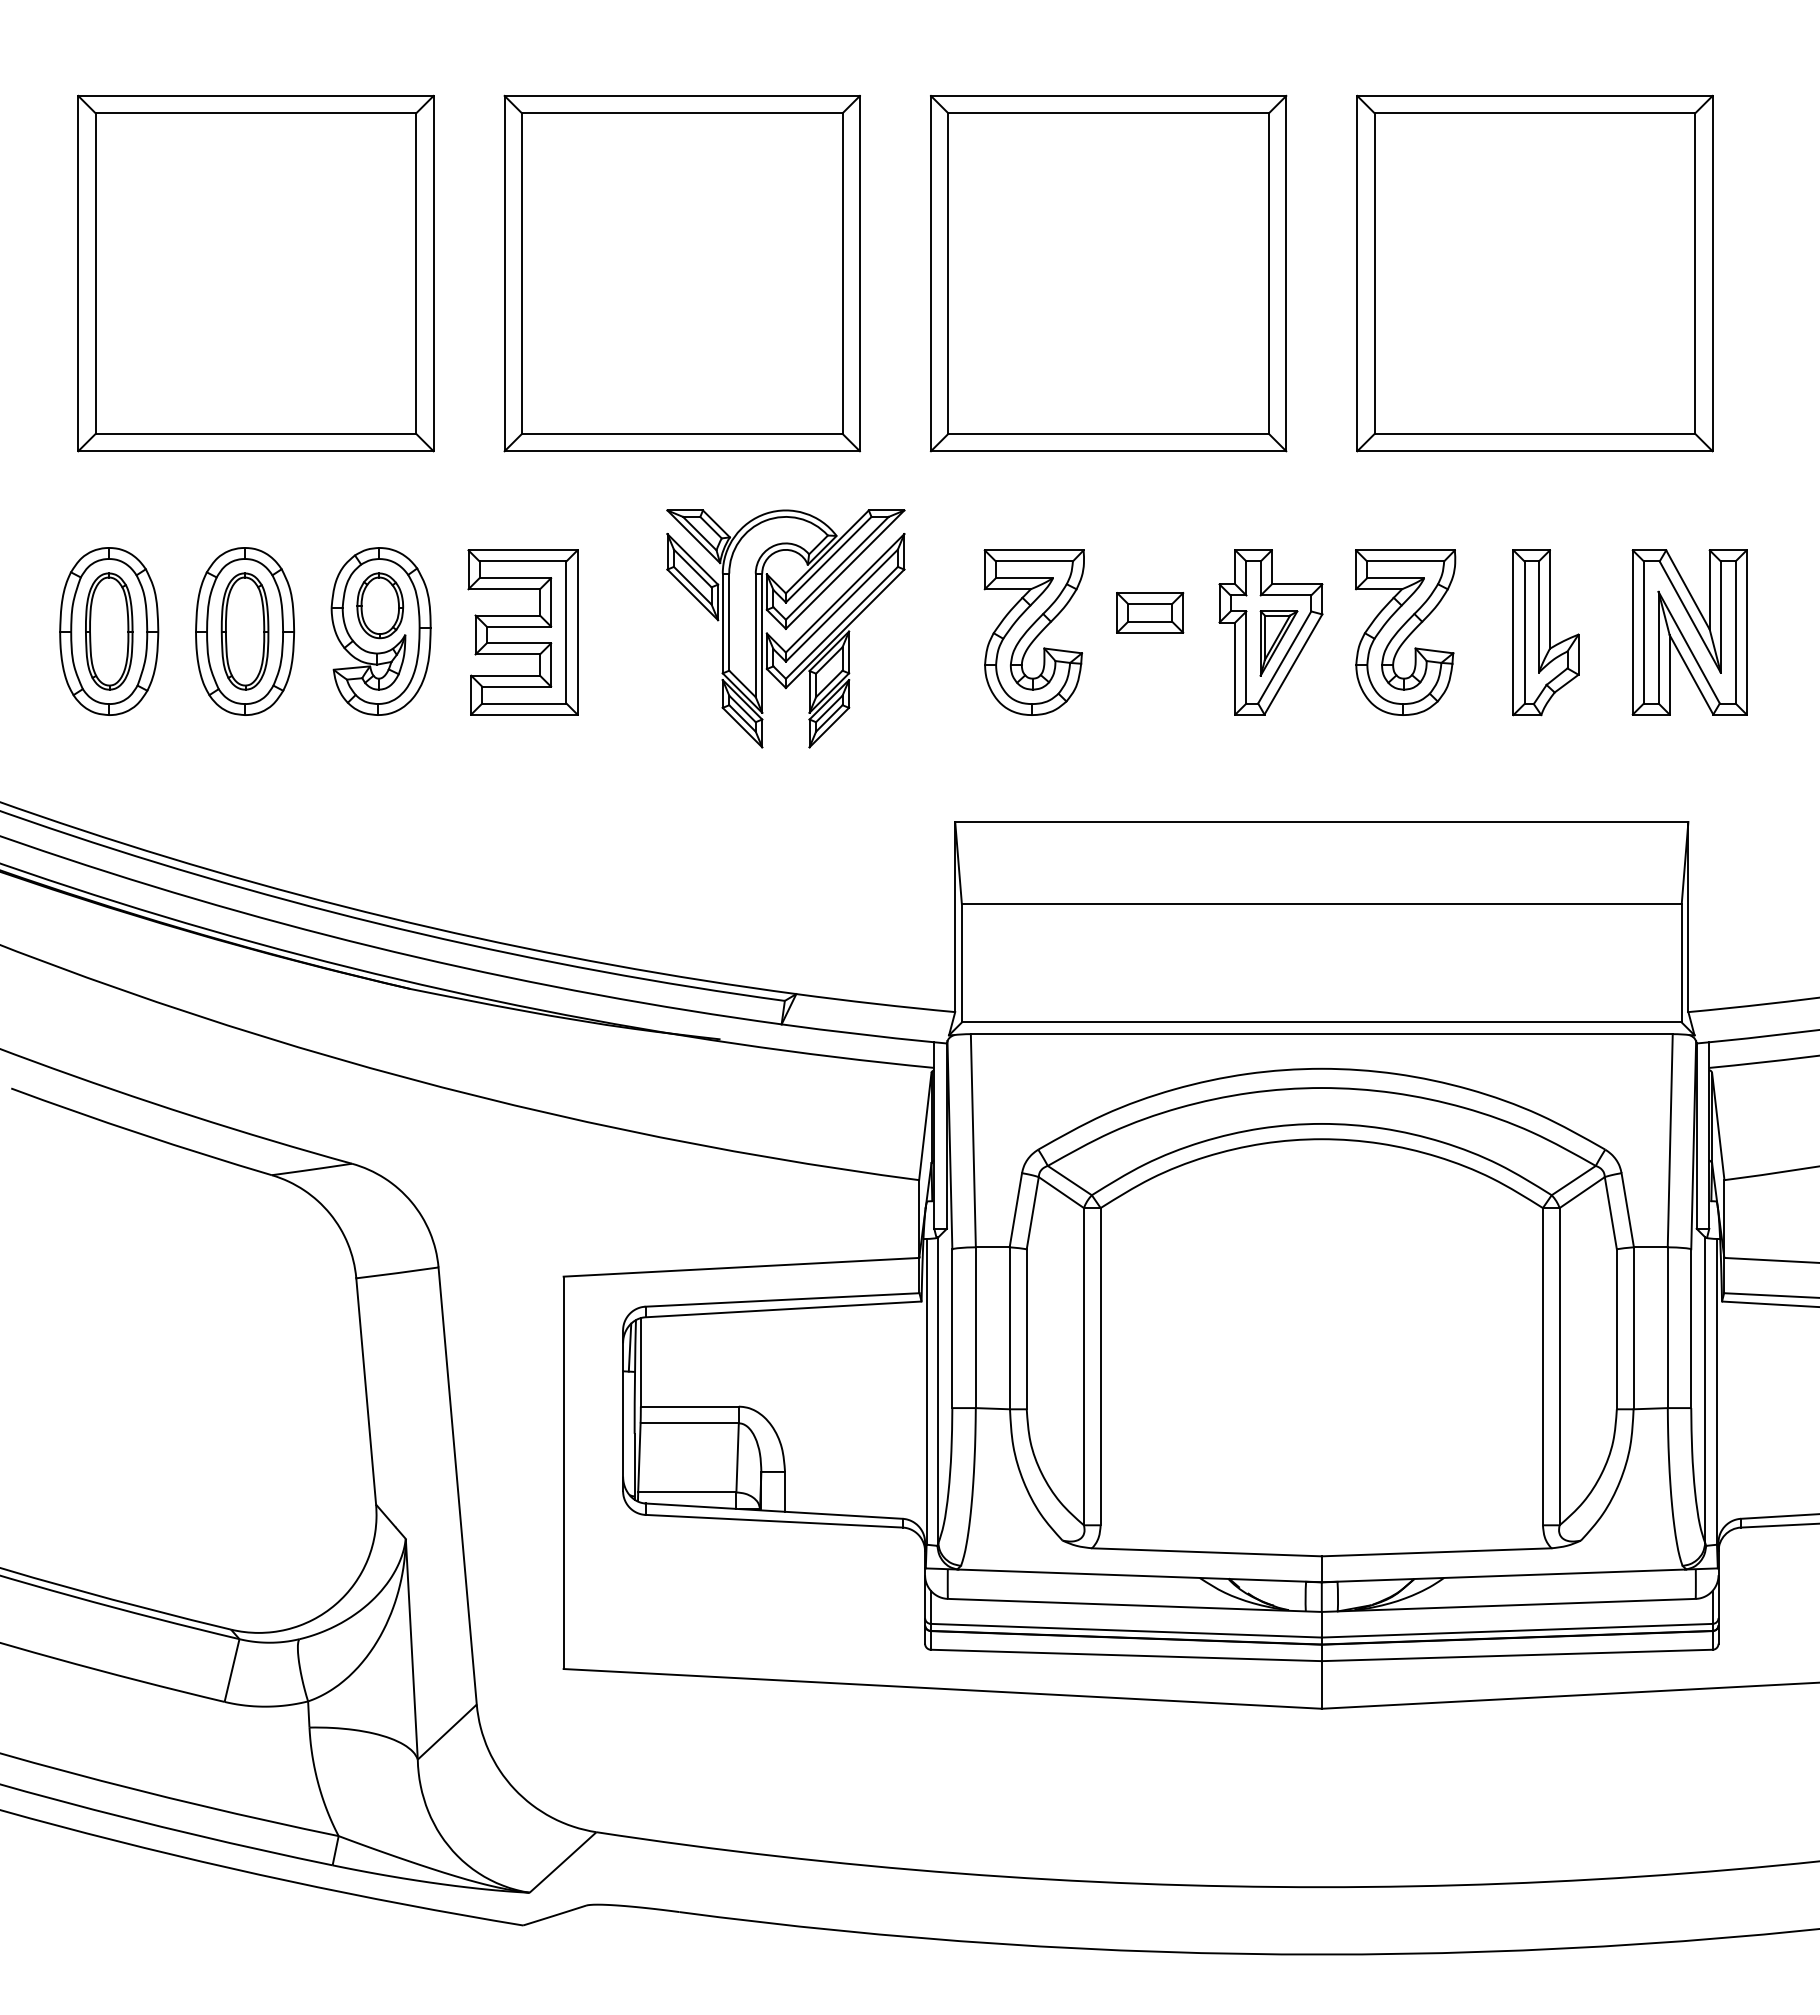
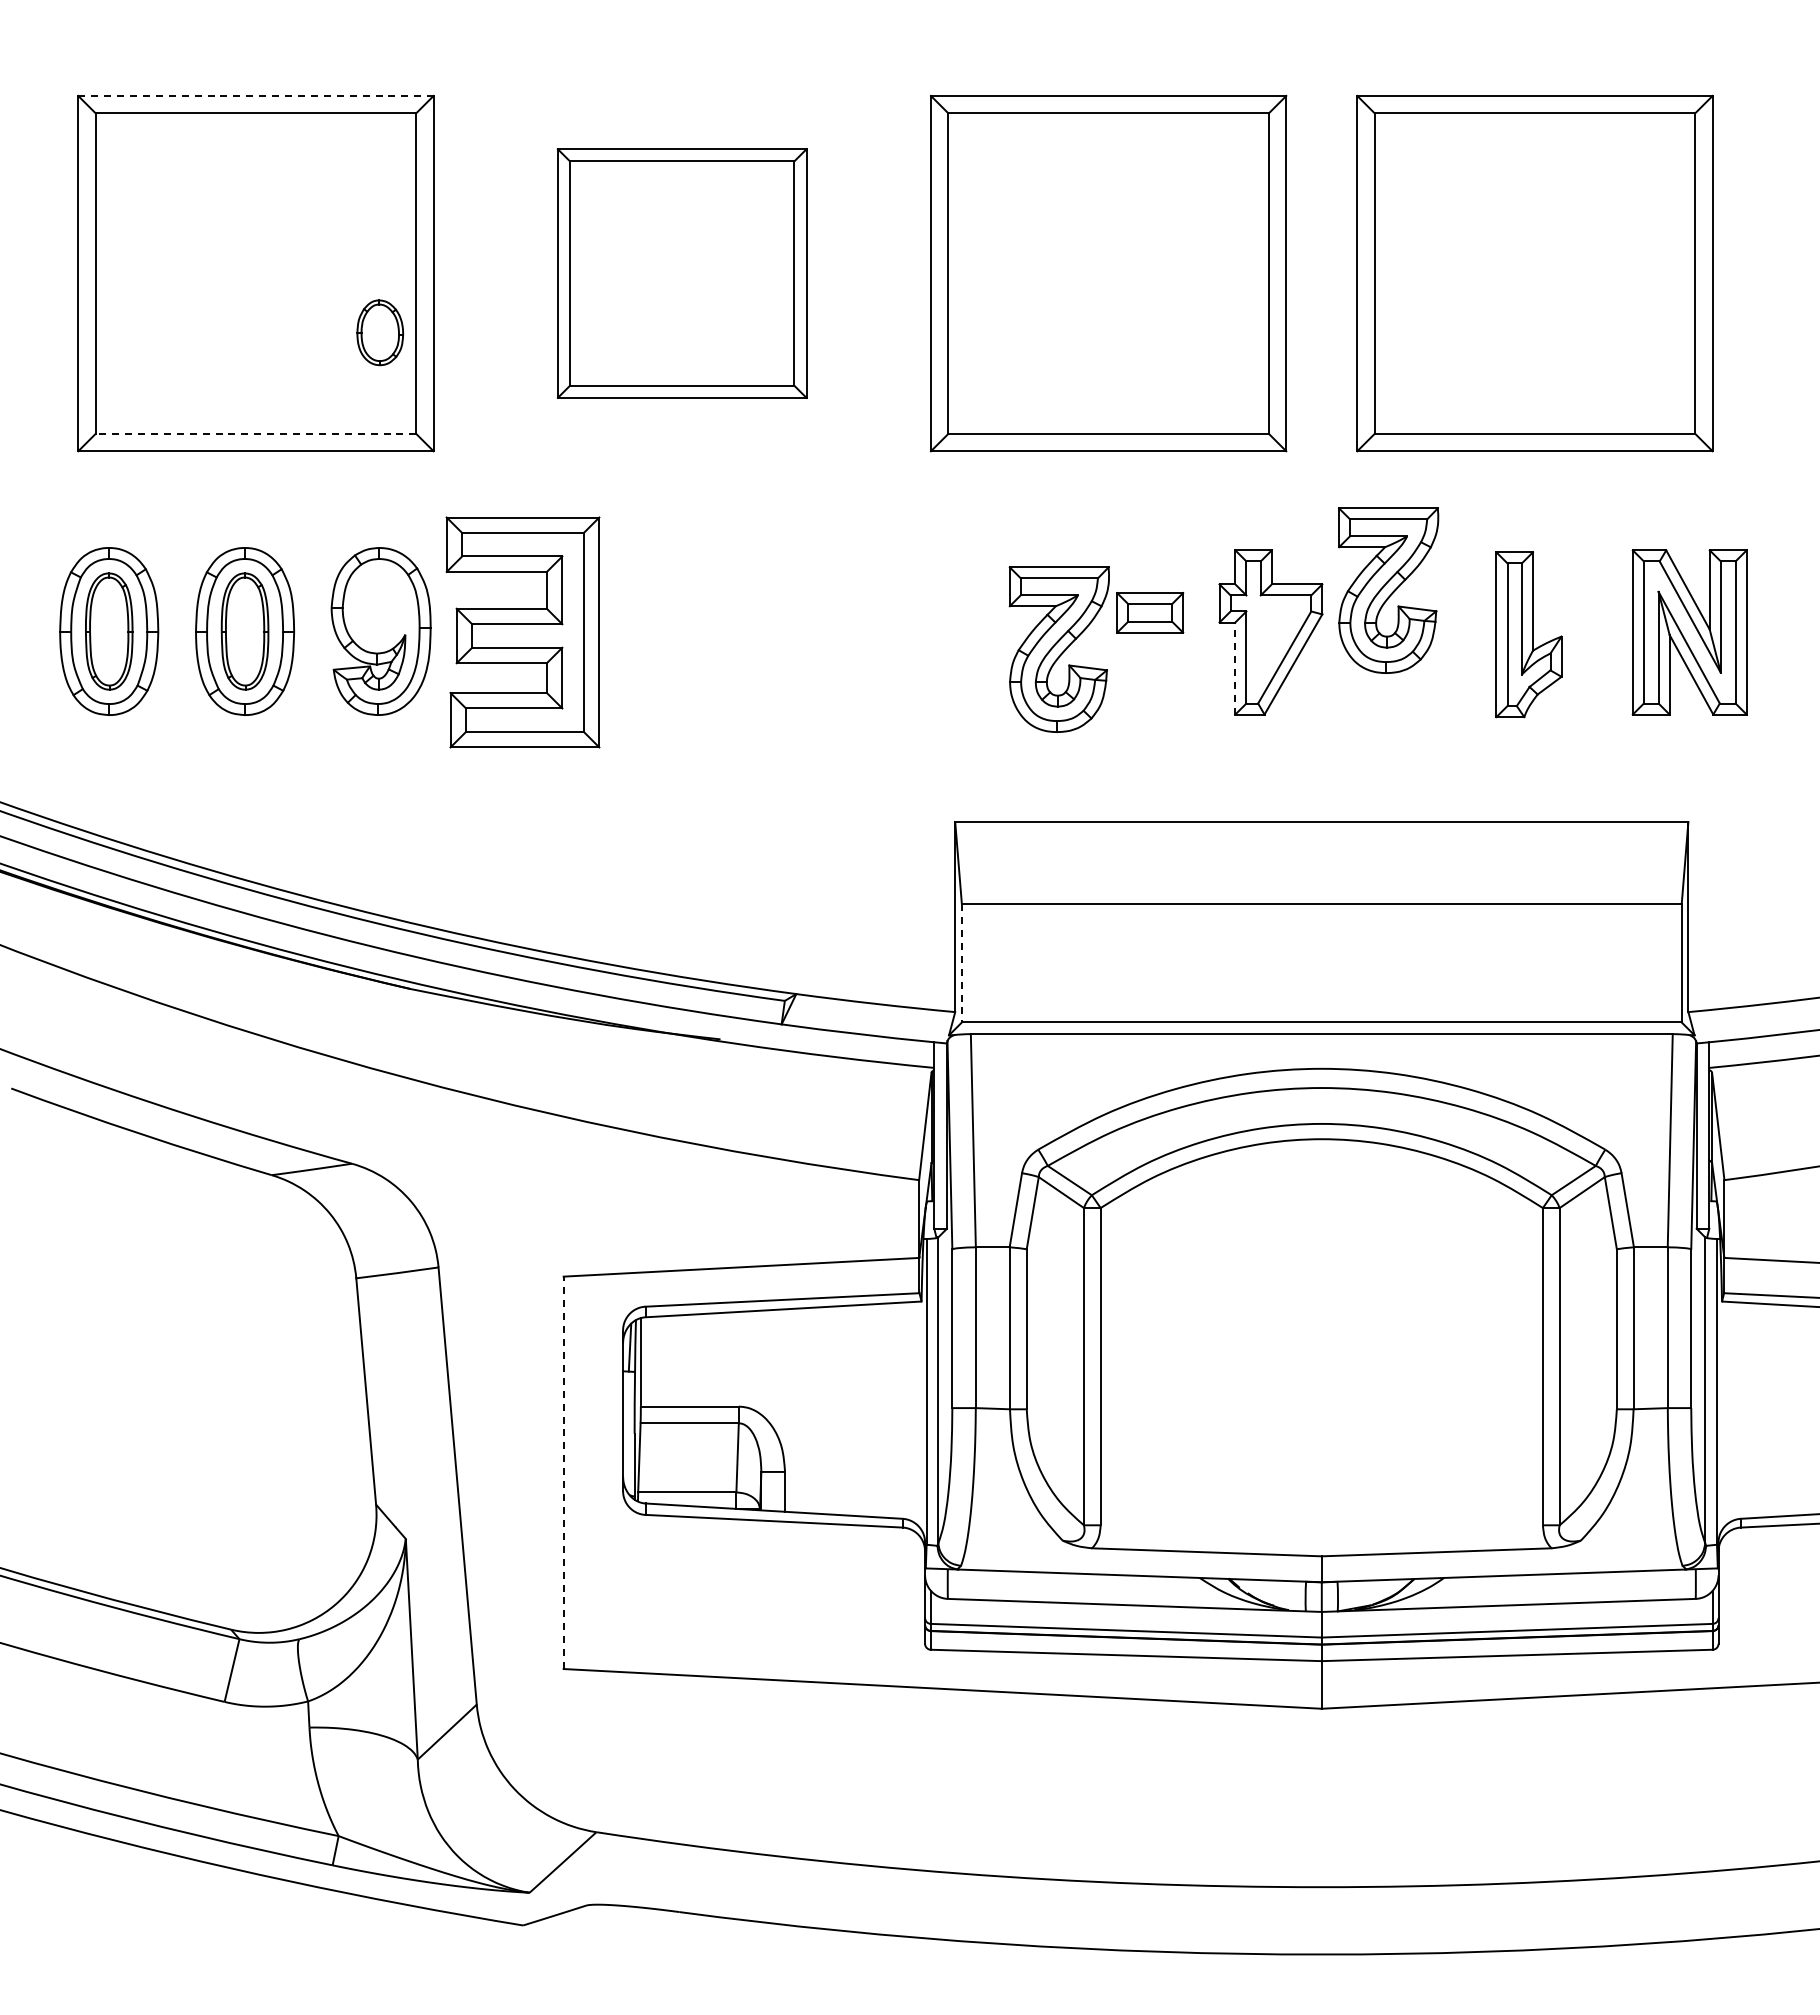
line: solid -> dashed (255, 95)
part size: 358x359 px -> 252x251 px (681, 273)
line: solid -> dashed (255, 434)
part position: (380, 605) -> (380, 332) (380, 332)
part: present -> none (785, 628)
part size: 112x167 px -> 156x233 px (522, 632)
part position: (1033, 632) -> (1058, 649) (1058, 649)
part position: (1405, 632) -> (1388, 590) (1388, 590)
part position: (1545, 632) -> (1528, 634) (1528, 634)
part: present -> none (1278, 643)
line: solid -> dashed (1235, 668)
line: solid -> dashed (961, 963)
line: solid -> dashed (563, 1472)
